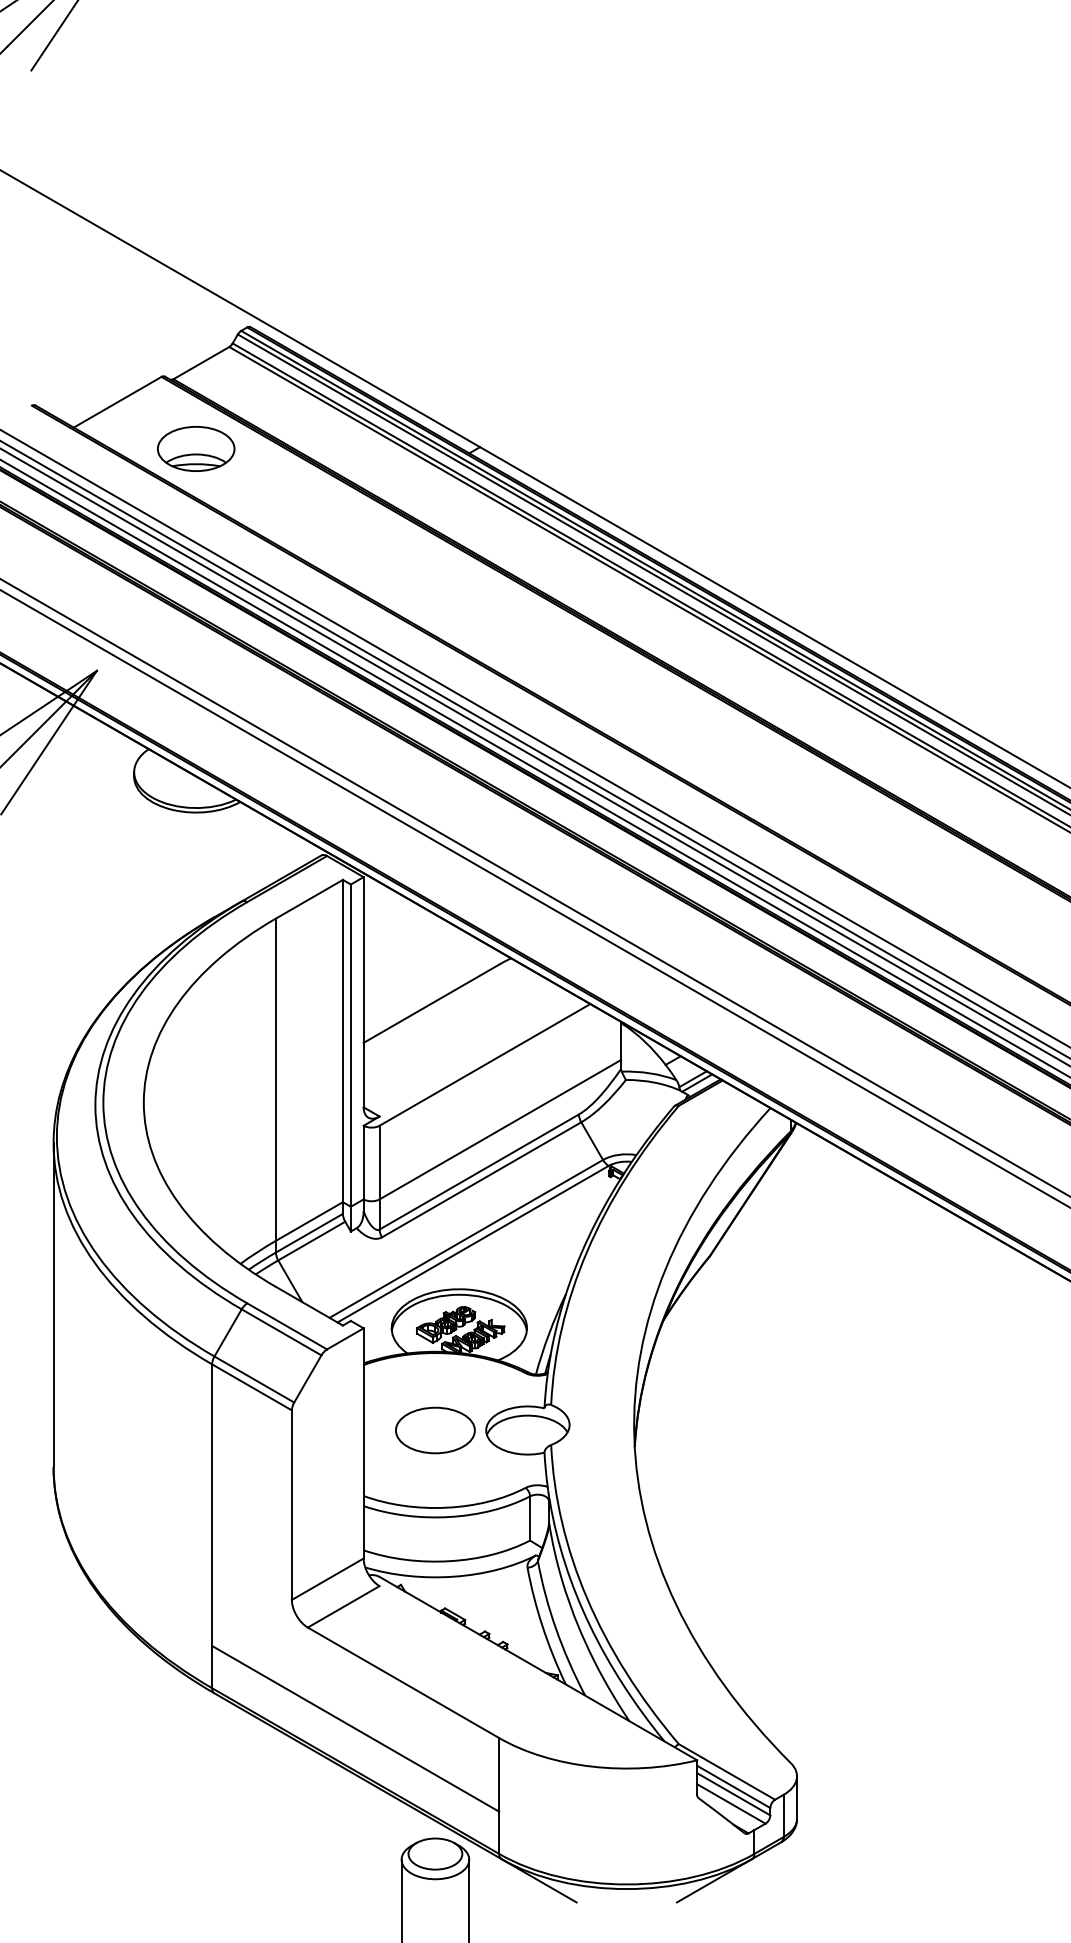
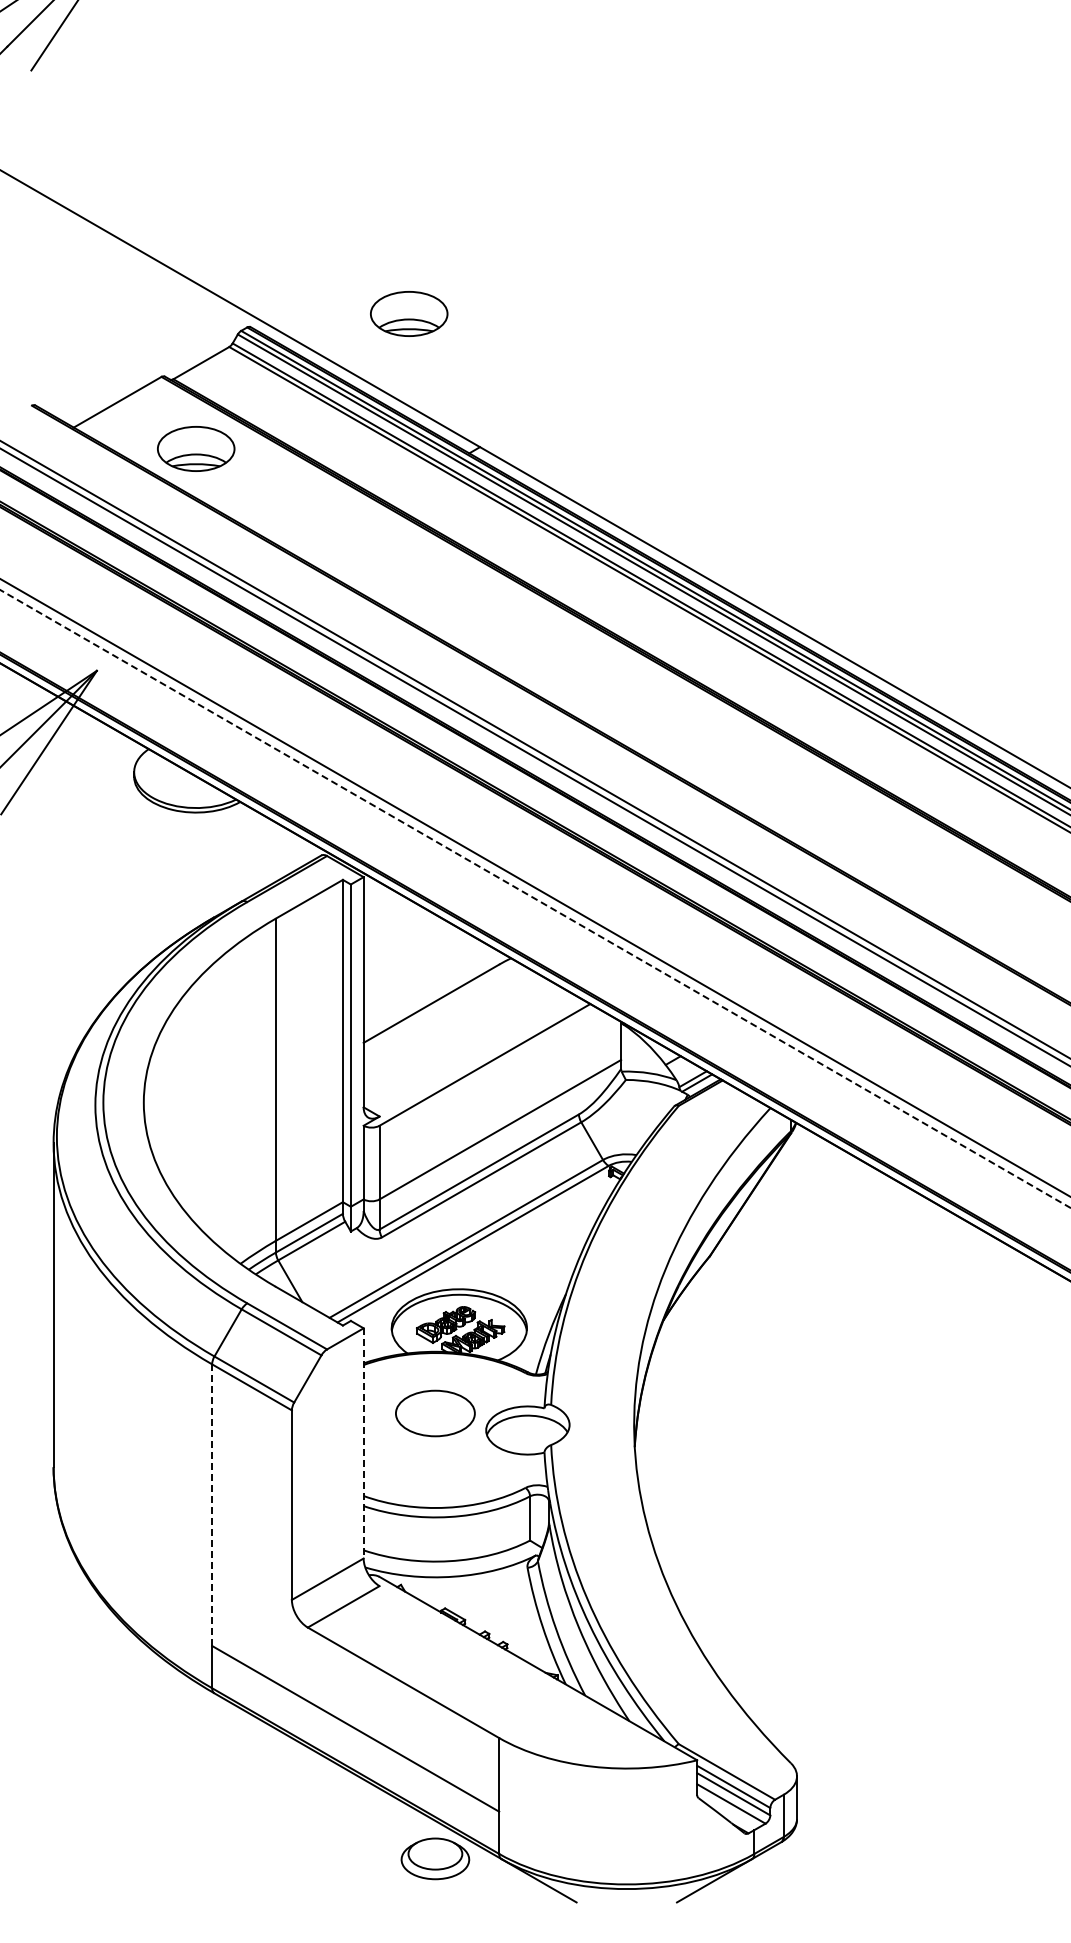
part: none -> present (409, 313)
line: present -> none (534, 738)
line: present -> none (534, 768)
line: solid -> dashed (535, 899)
part position: (435, 1430) -> (435, 1413) (435, 1413)
line: solid -> dashed (363, 1443)
line: solid -> dashed (212, 1505)
line: present -> none (401, 1899)
line: present -> none (469, 1899)
